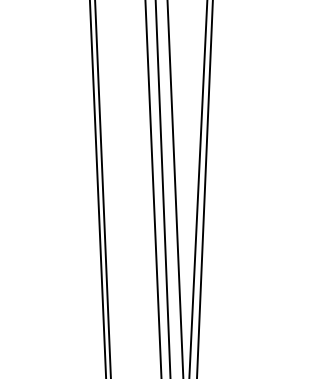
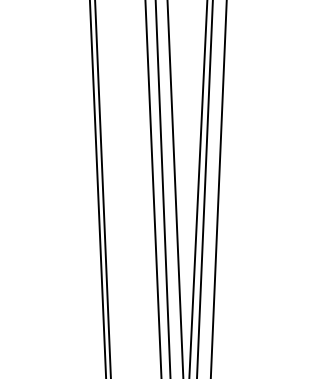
line: none -> present (218, 188)
